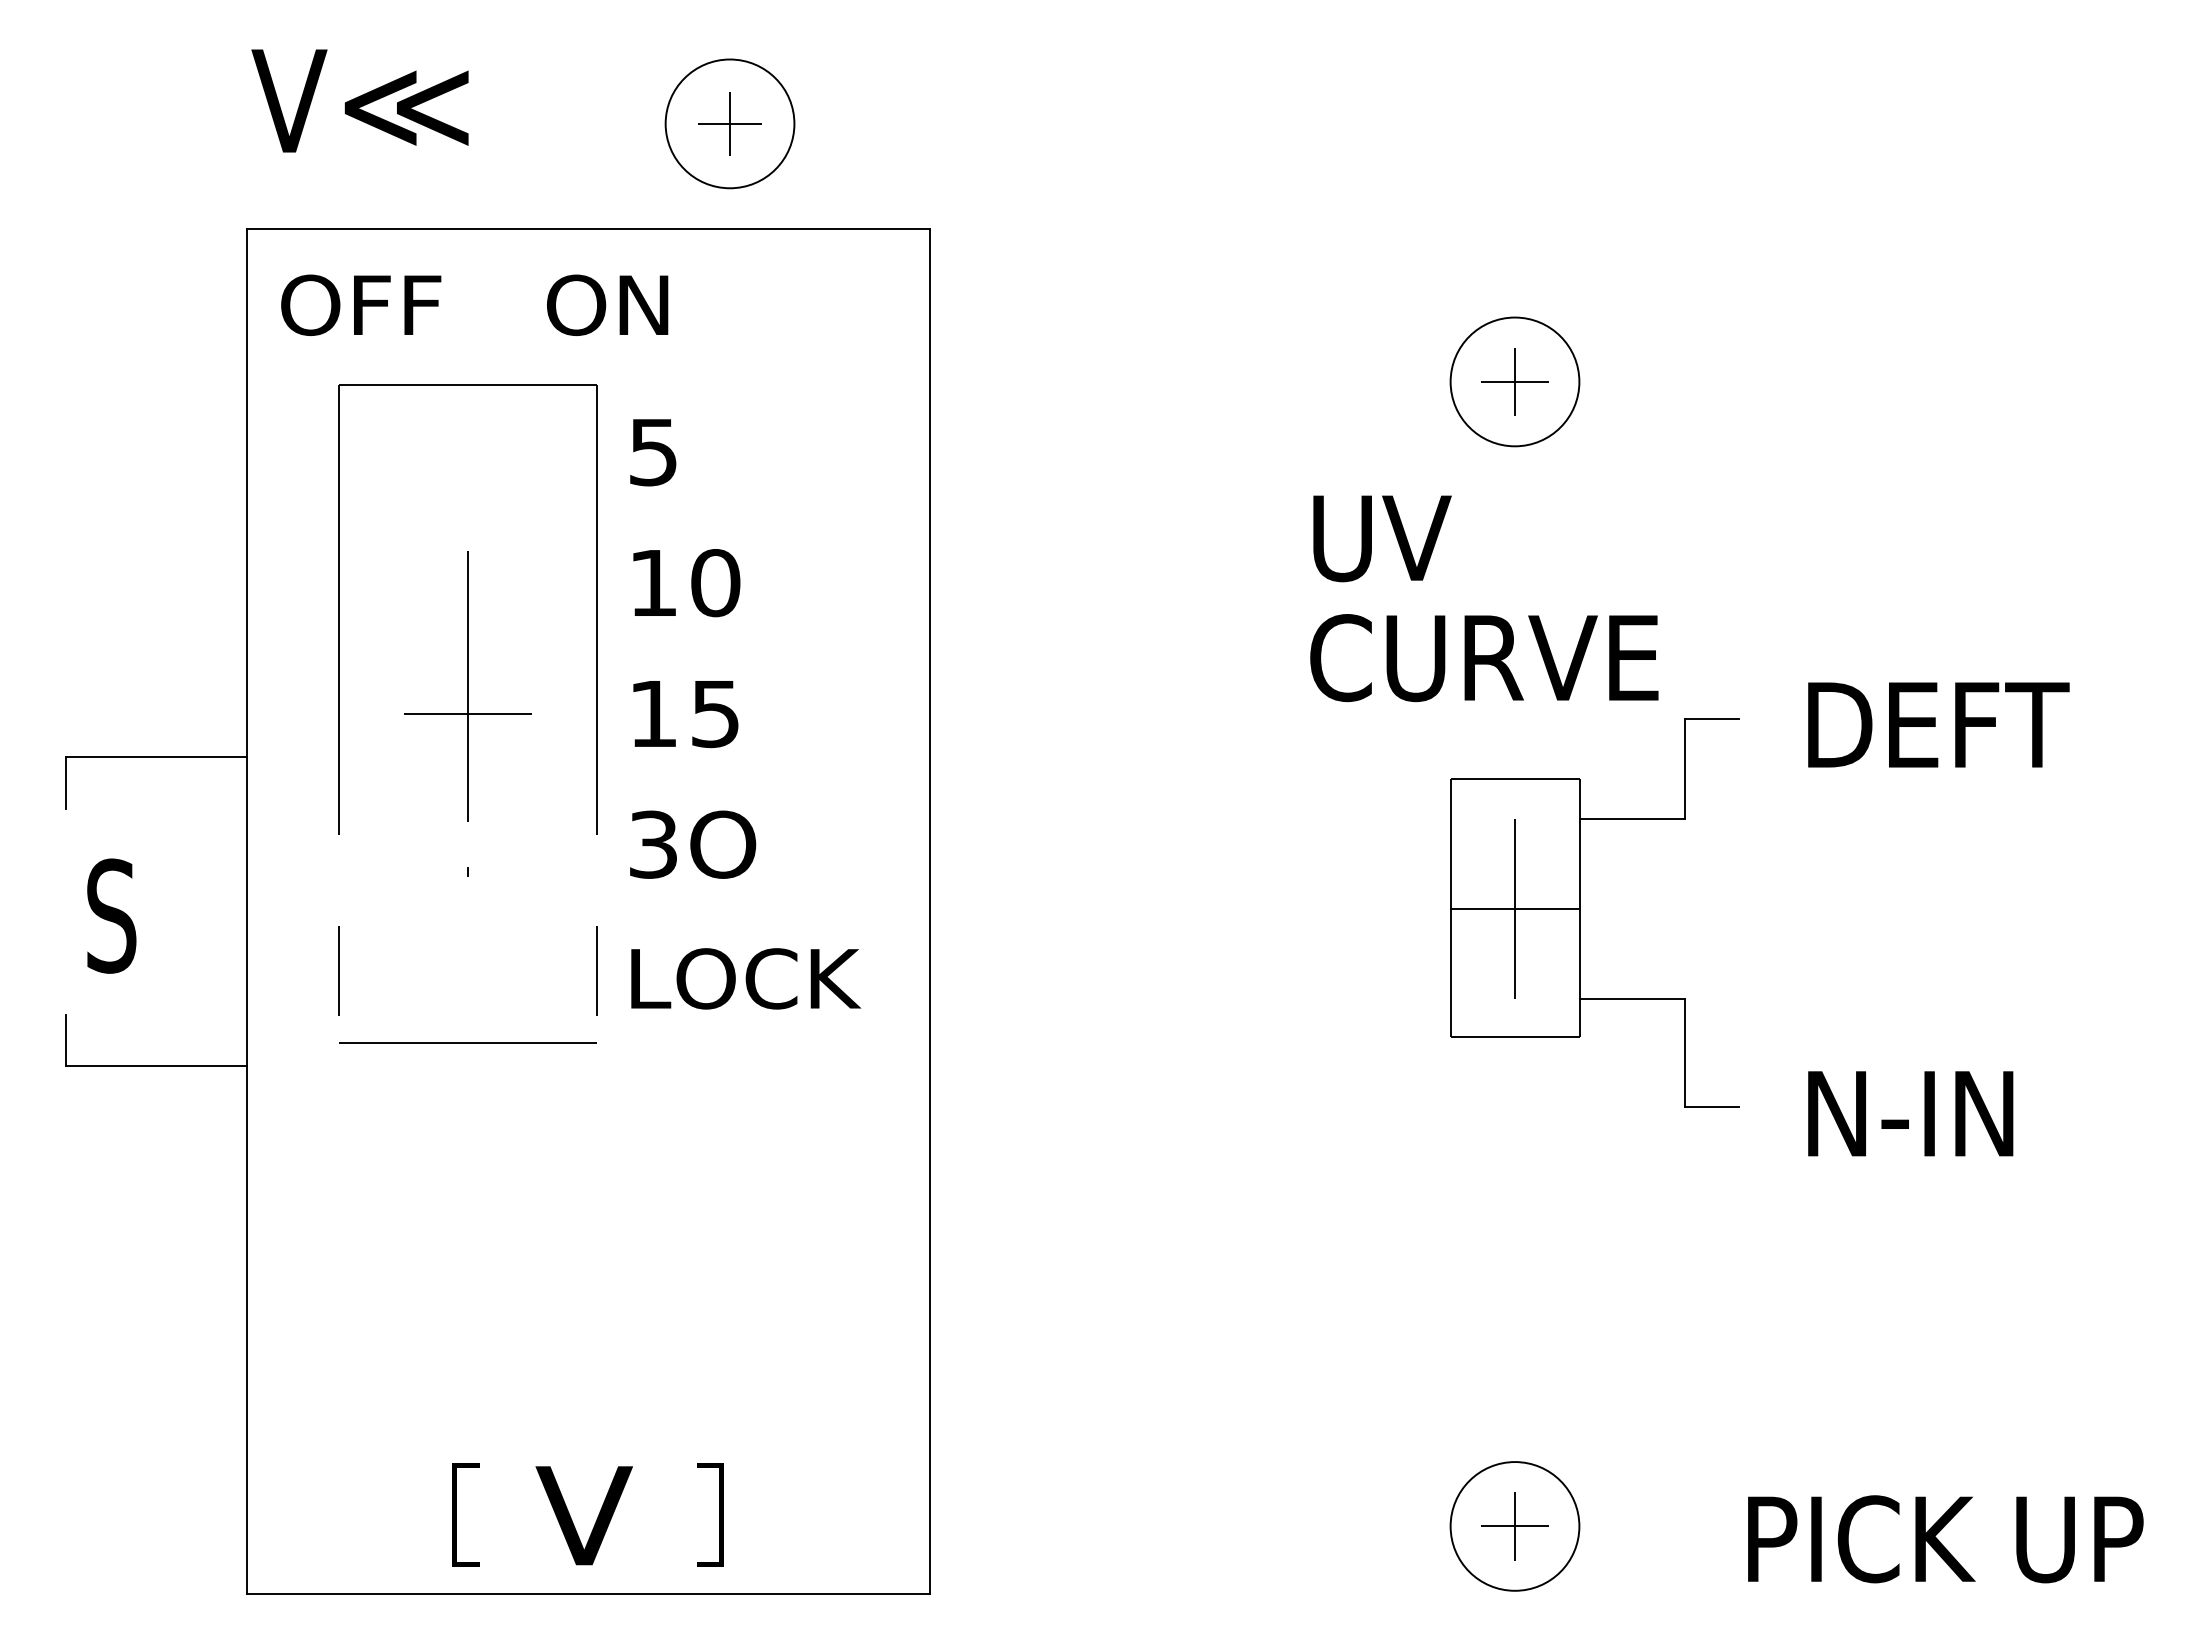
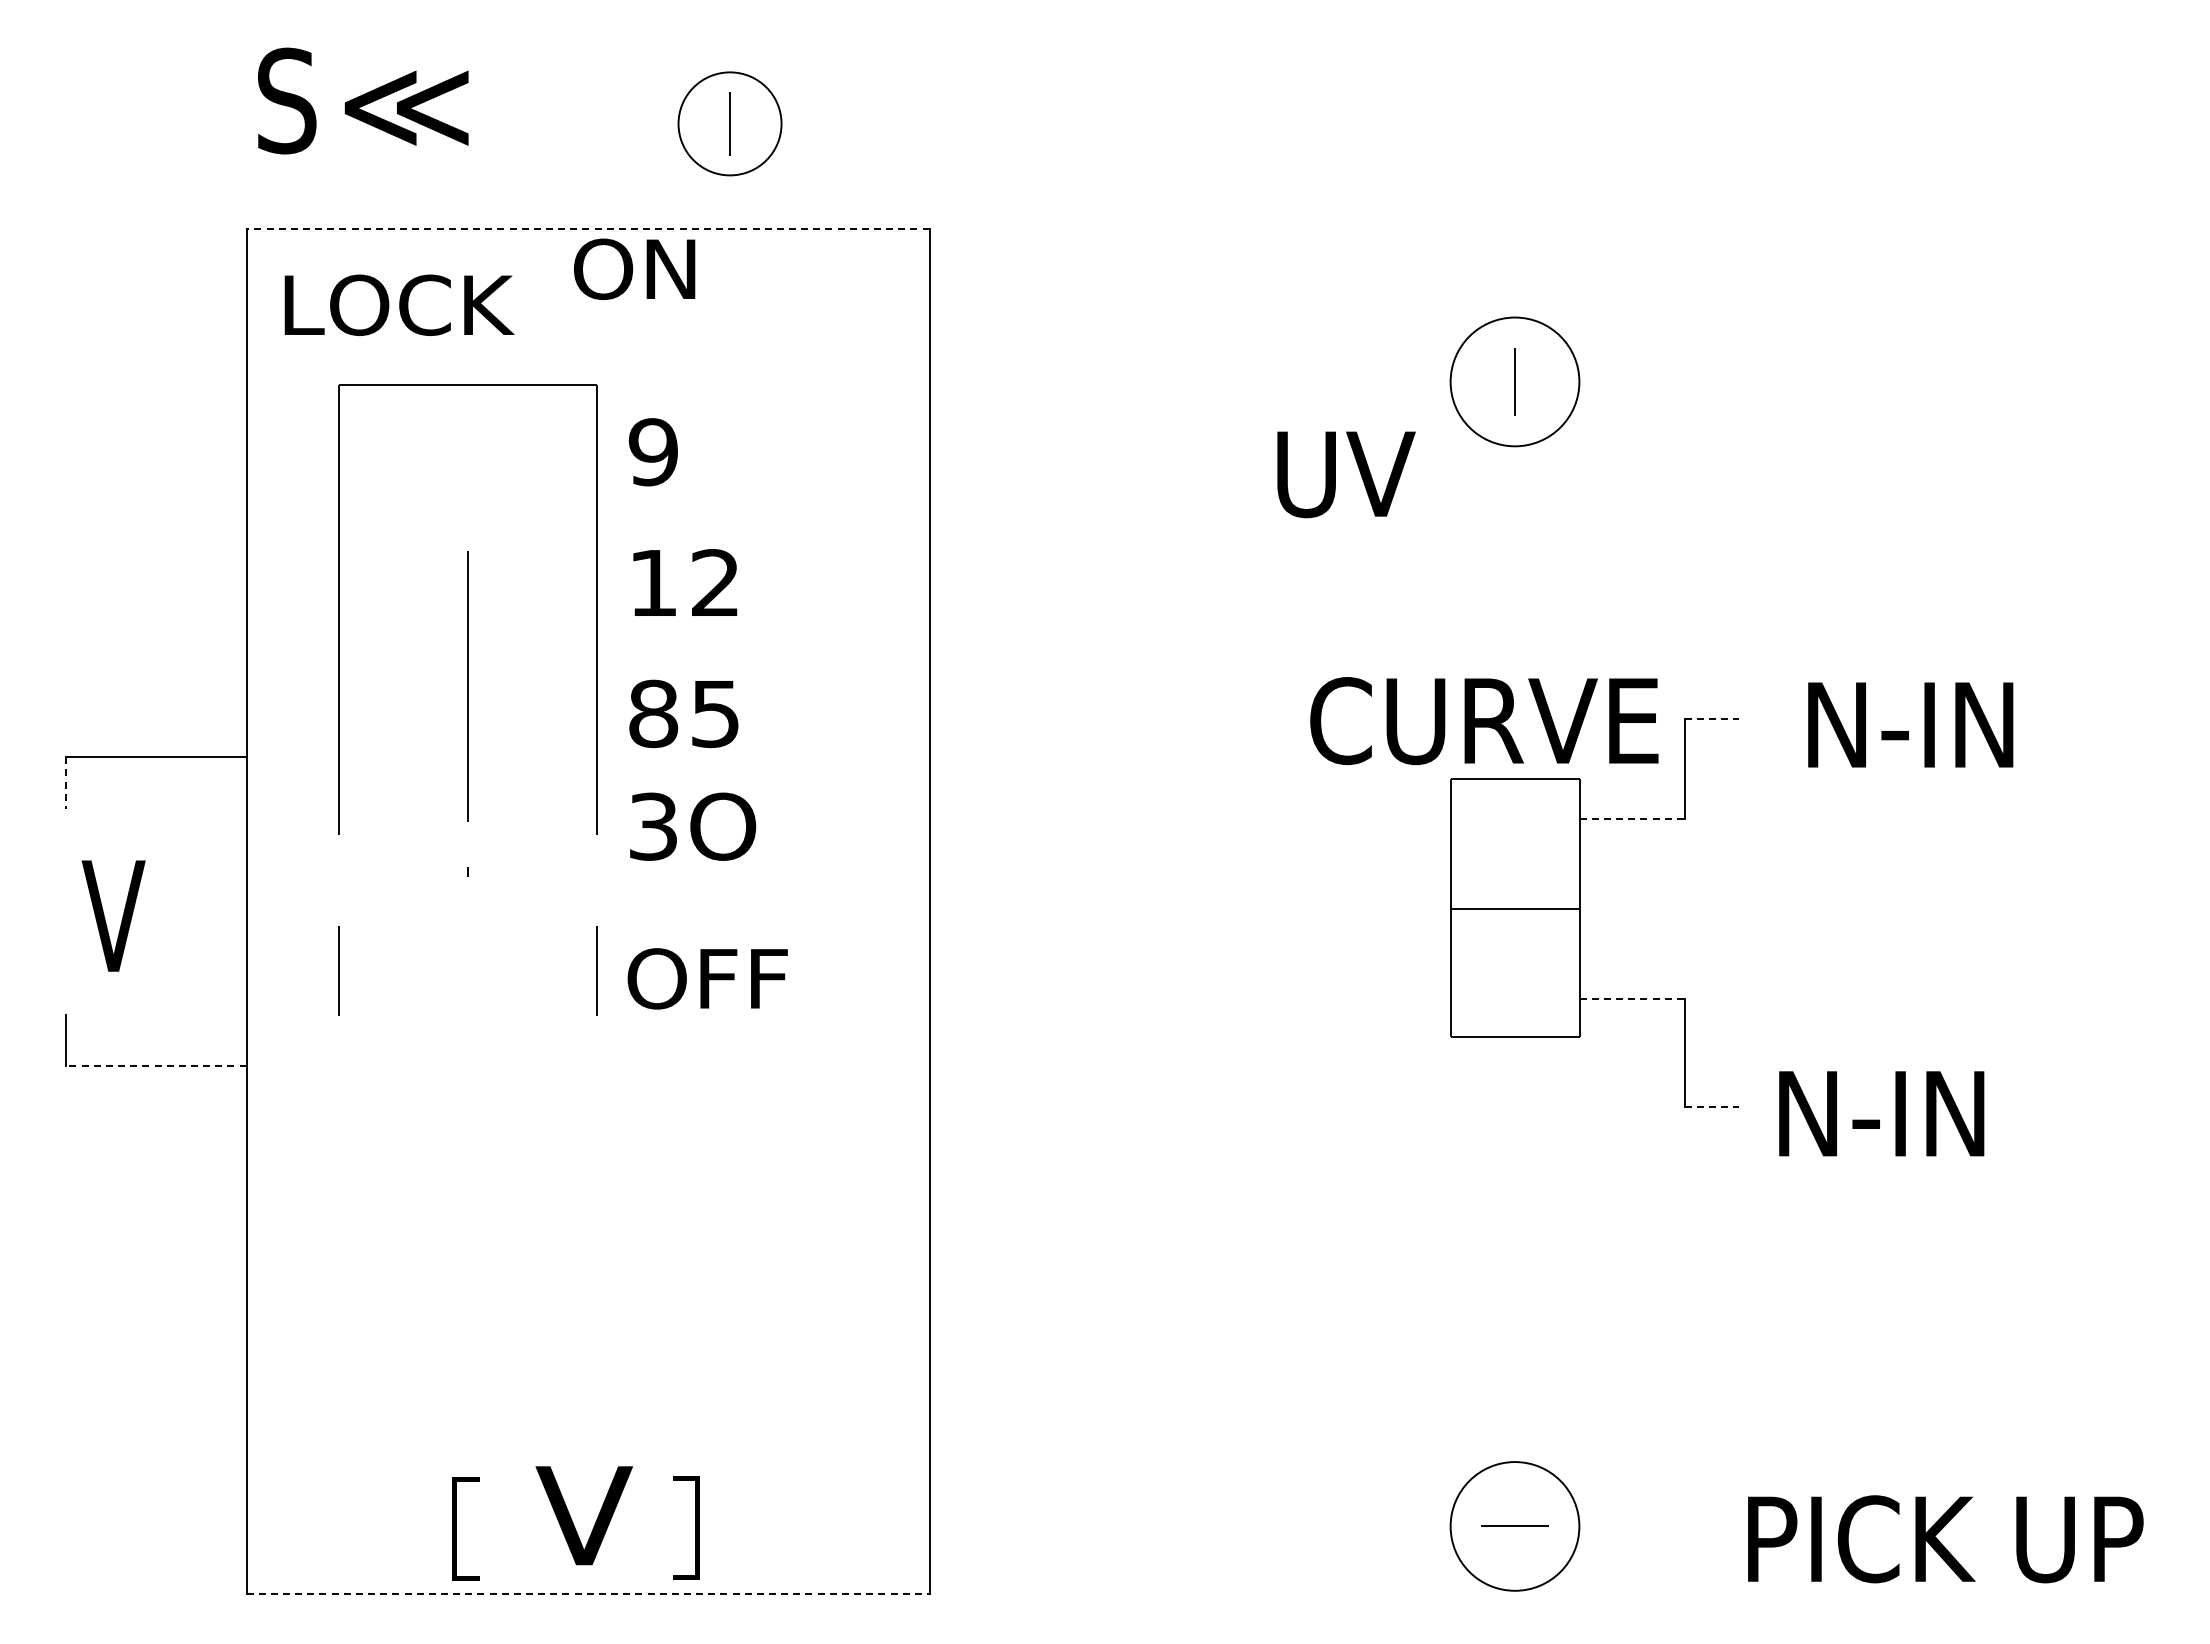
text: V -> S (289, 100)
circle diameter: 129 px -> 103 px (729, 123)
line: present -> none (729, 123)
line: solid -> dashed (588, 229)
text position: (607, 304) -> (634, 268) (634, 268)
text: OFF -> LOCK (397, 305)
line: present -> none (1514, 381)
text: 5 -> 9 (652, 452)
text position: (1382, 538) -> (1346, 474) (1346, 474)
text: 10 -> 12 (715, 583)
text position: (1484, 658) -> (1484, 721) (1484, 721)
line: present -> none (467, 713)
text: 15 -> 85 (653, 713)
line: solid -> dashed (1712, 719)
text: DEFT -> N-IN (1943, 724)
line: solid -> dashed (66, 783)
line: solid -> dashed (1632, 818)
text position: (693, 844) -> (693, 826) (693, 826)
line: present -> none (1514, 908)
text: S -> V (113, 915)
text: LOCK -> OFF (744, 978)
line: solid -> dashed (1632, 999)
line: present -> none (467, 1043)
line: solid -> dashed (155, 1066)
line: solid -> dashed (1712, 1106)
text position: (1910, 1113) -> (1881, 1113) (1881, 1113)
line position: (456, 1514) -> (456, 1528) (456, 1528)
line position: (719, 1514) -> (695, 1527) (695, 1527)
line: present -> none (1515, 1526)
line: solid -> dashed (588, 1594)
